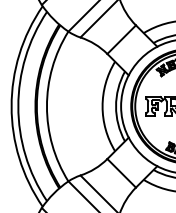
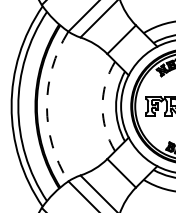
arc: solid -> dashed (46, 106)
arc: solid -> dashed (102, 106)
